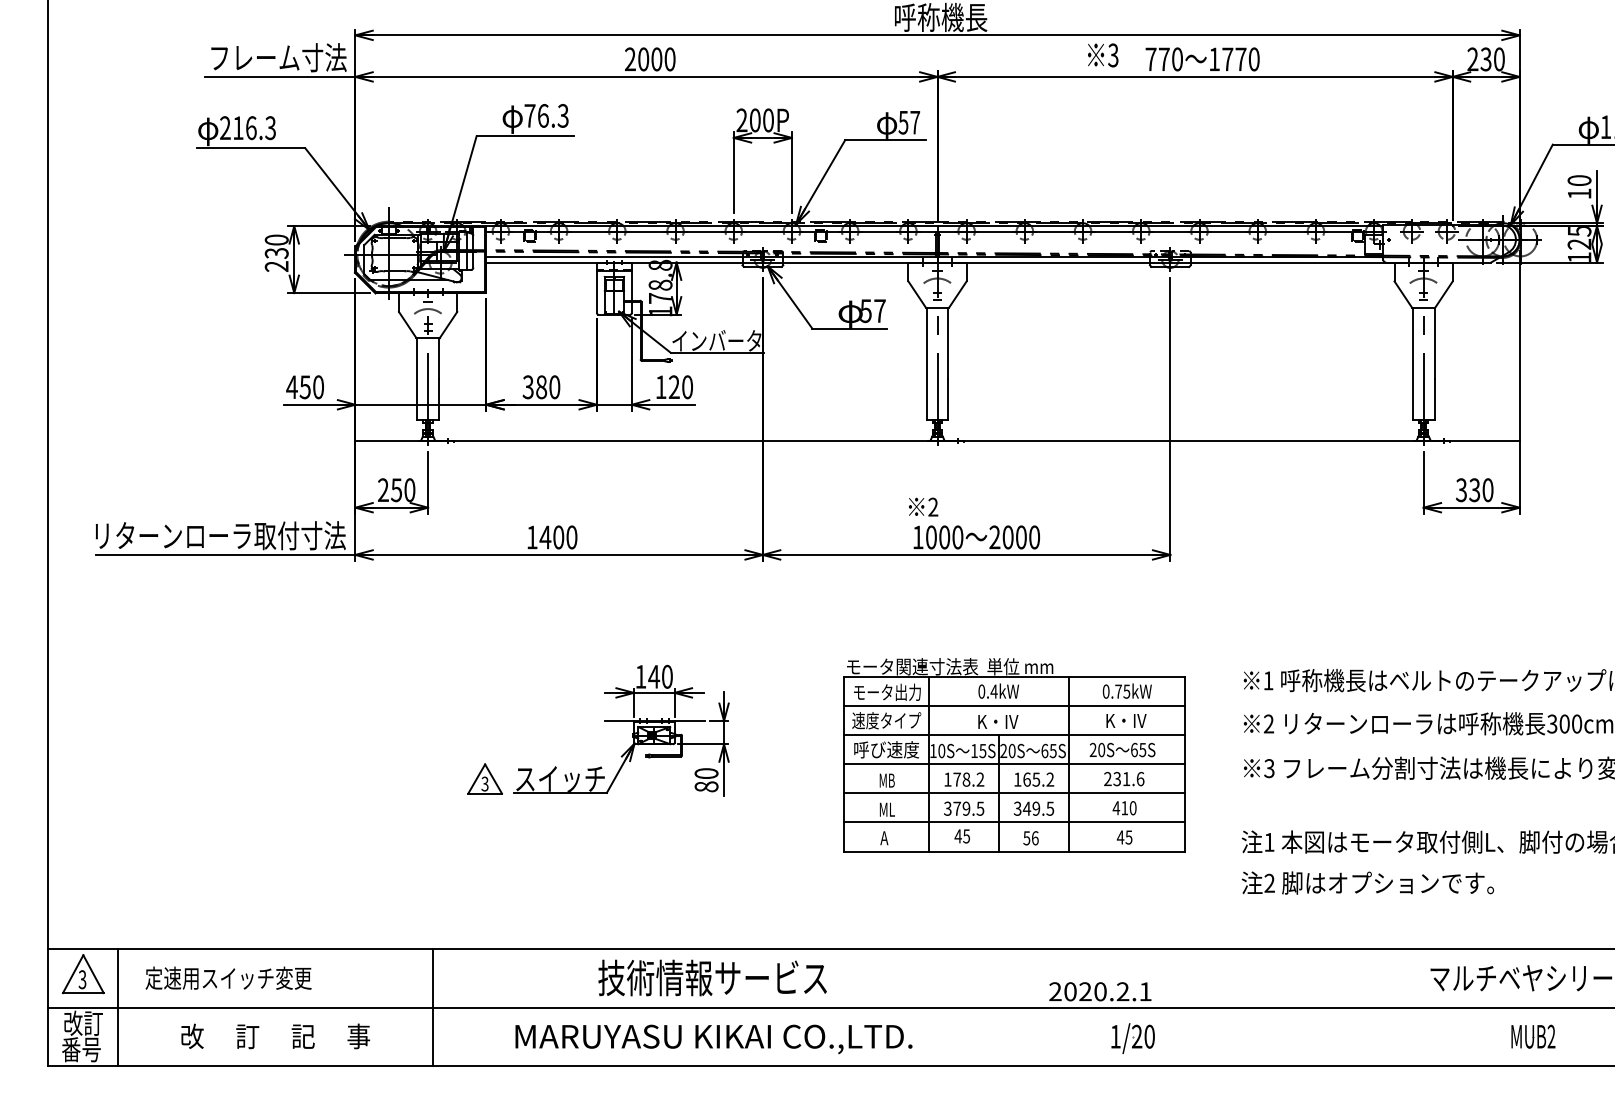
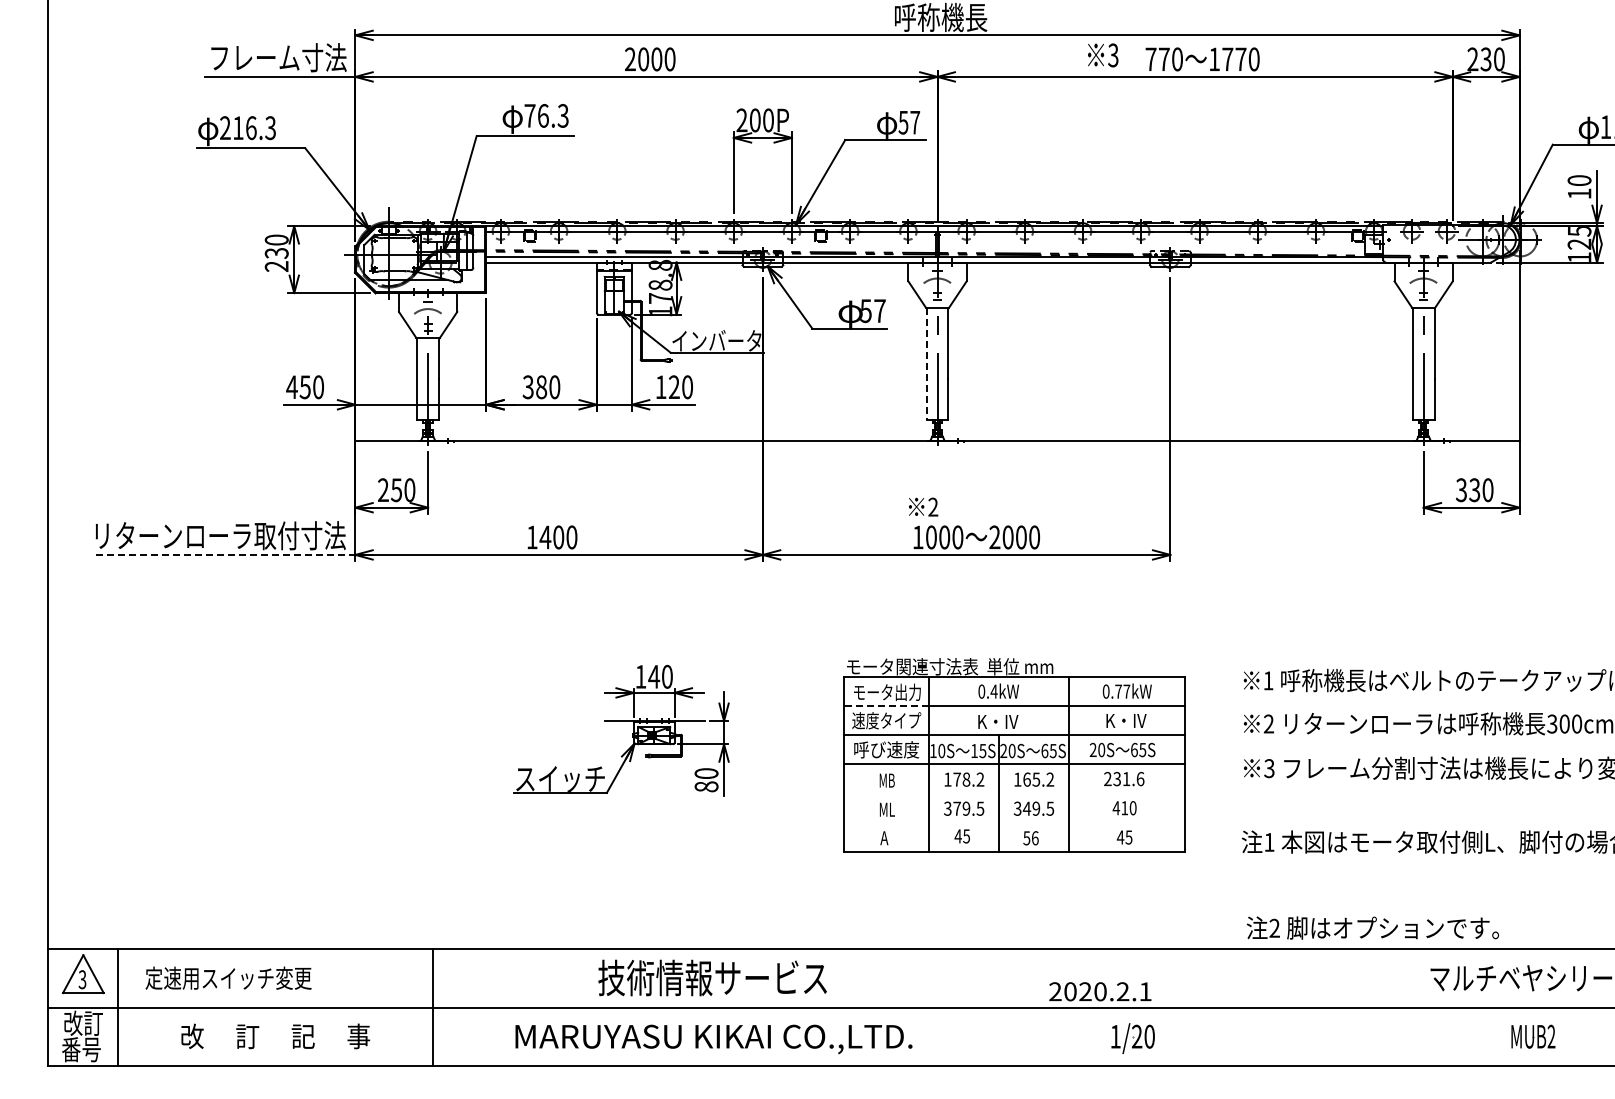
line: solid -> dashed (926, 364)
line: solid -> dashed (225, 554)
text: 0.75kW -> 0.77kW (1126, 691)
line: solid -> dashed (886, 706)
part: present -> none (484, 778)
line: present -> none (1014, 793)
line: present -> none (1014, 822)
text position: (1367, 882) -> (1372, 927) (1372, 927)
